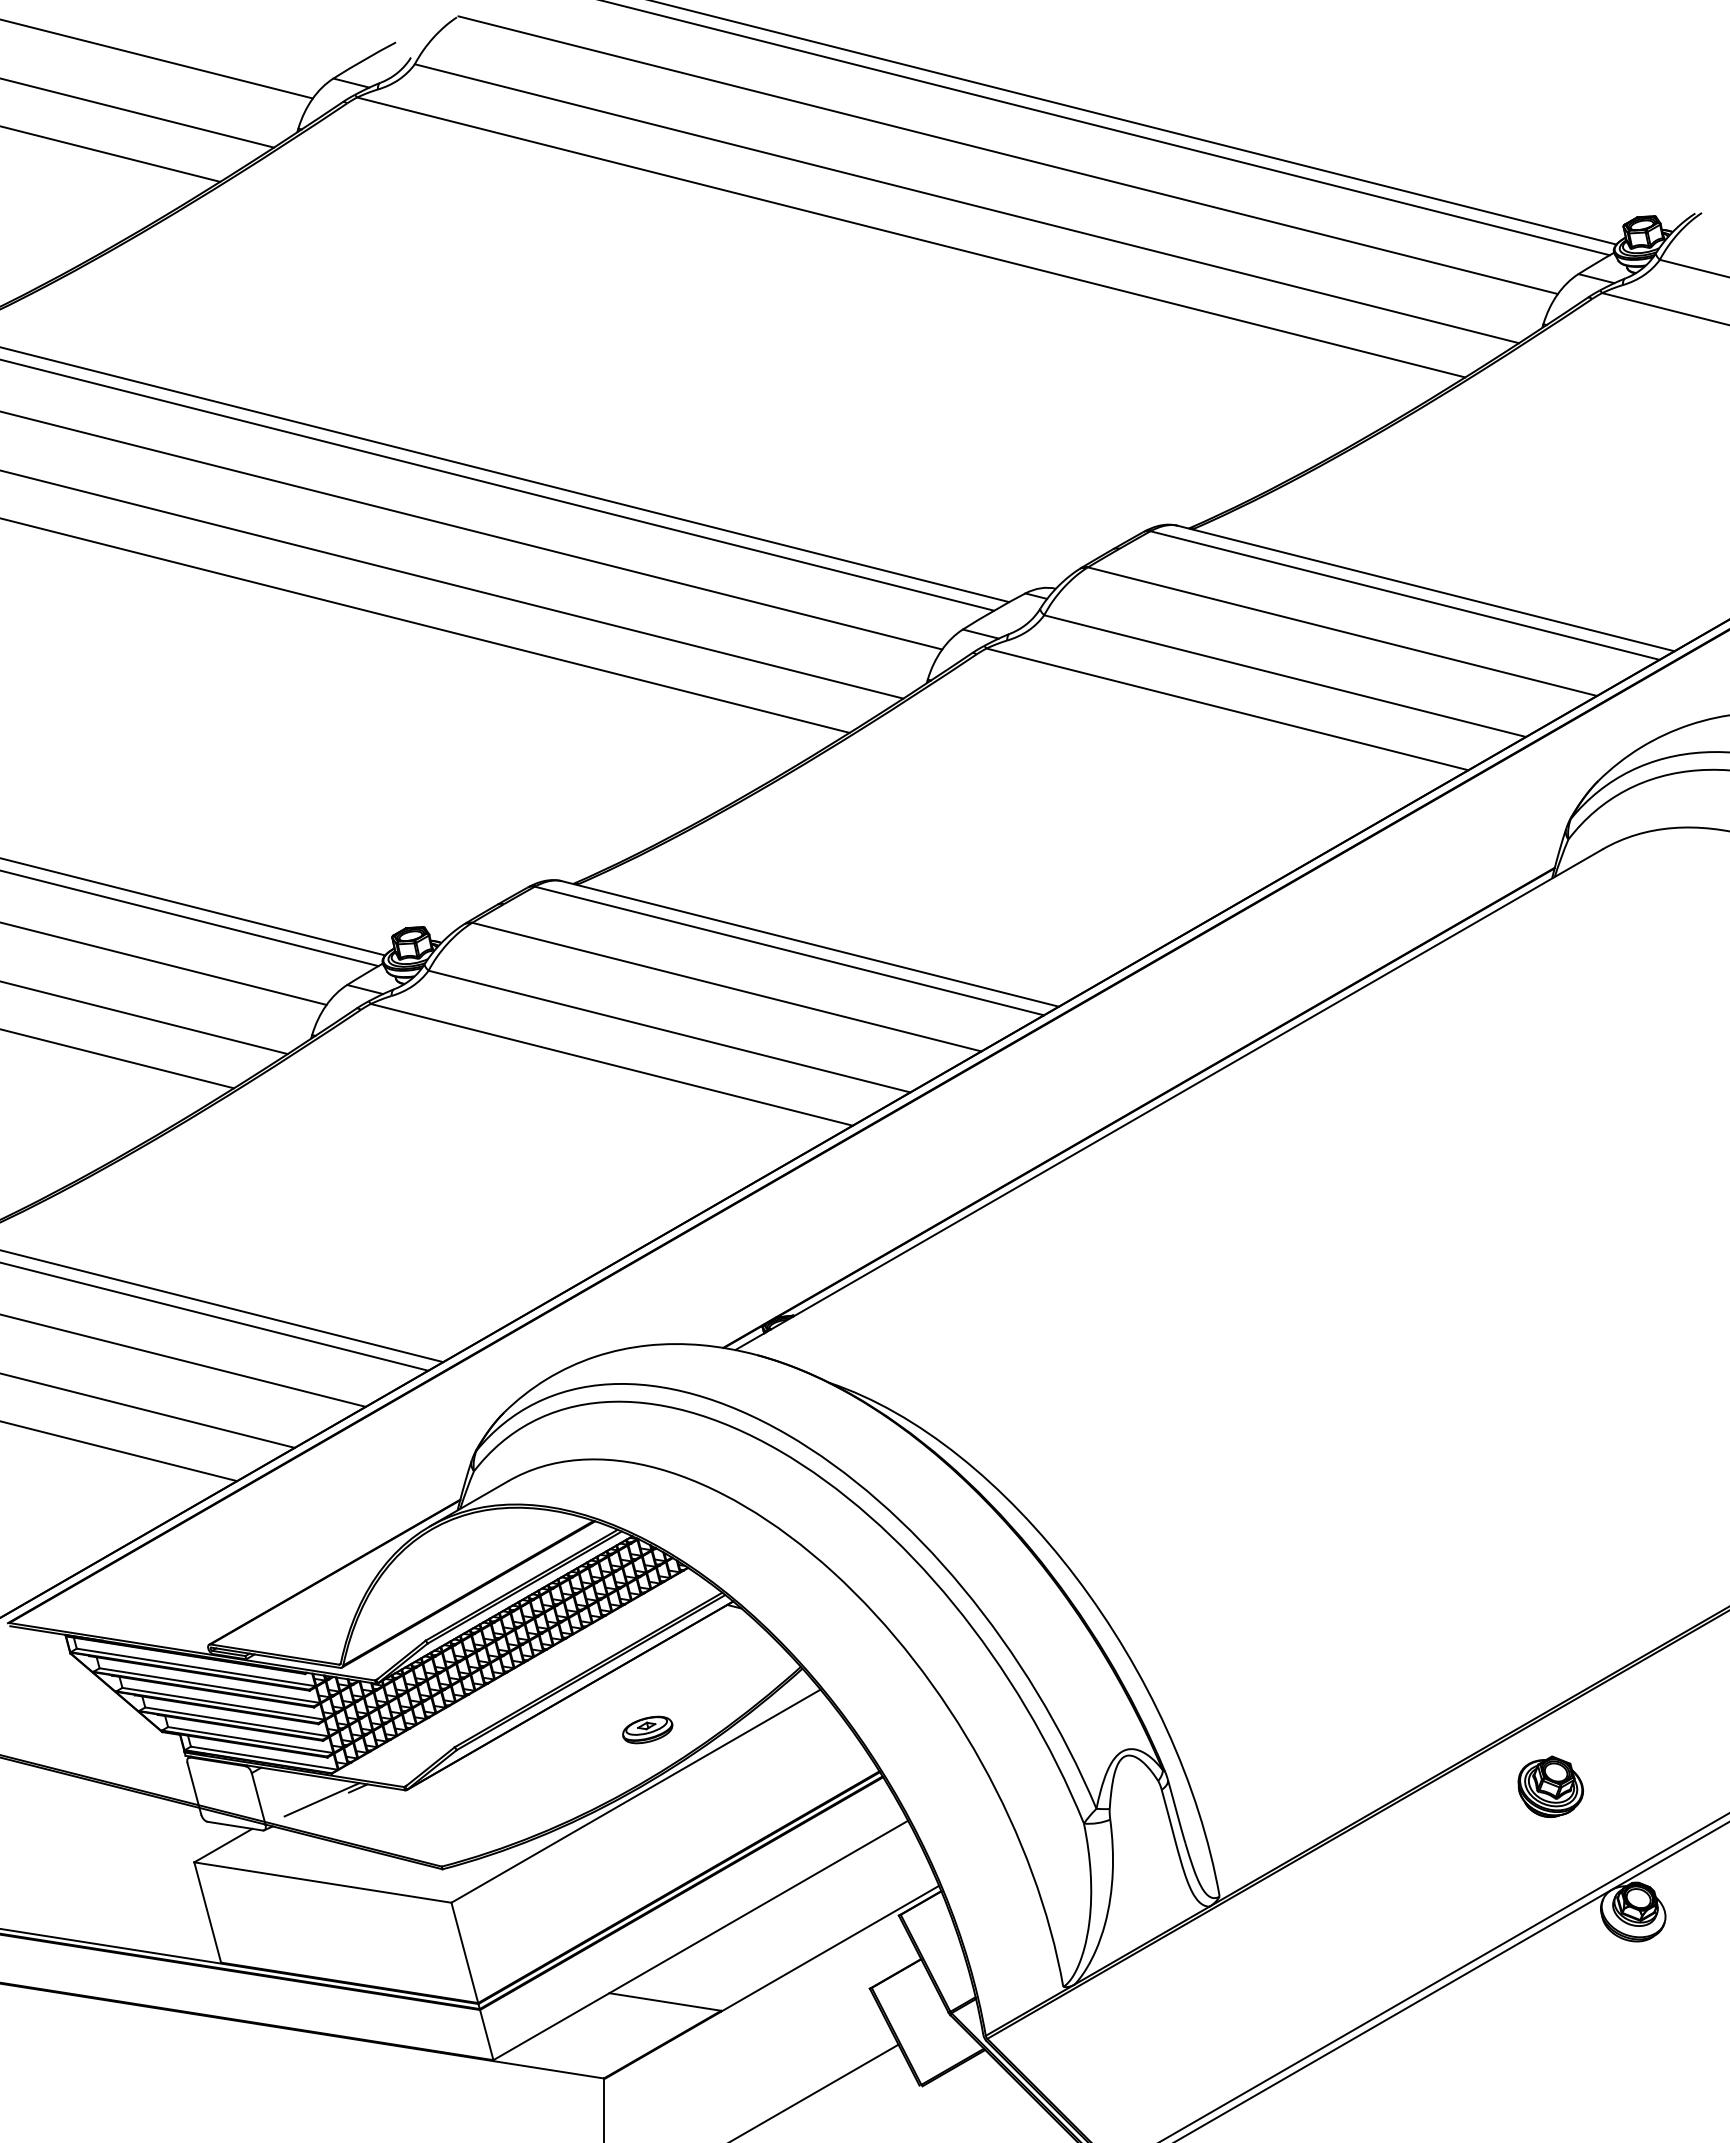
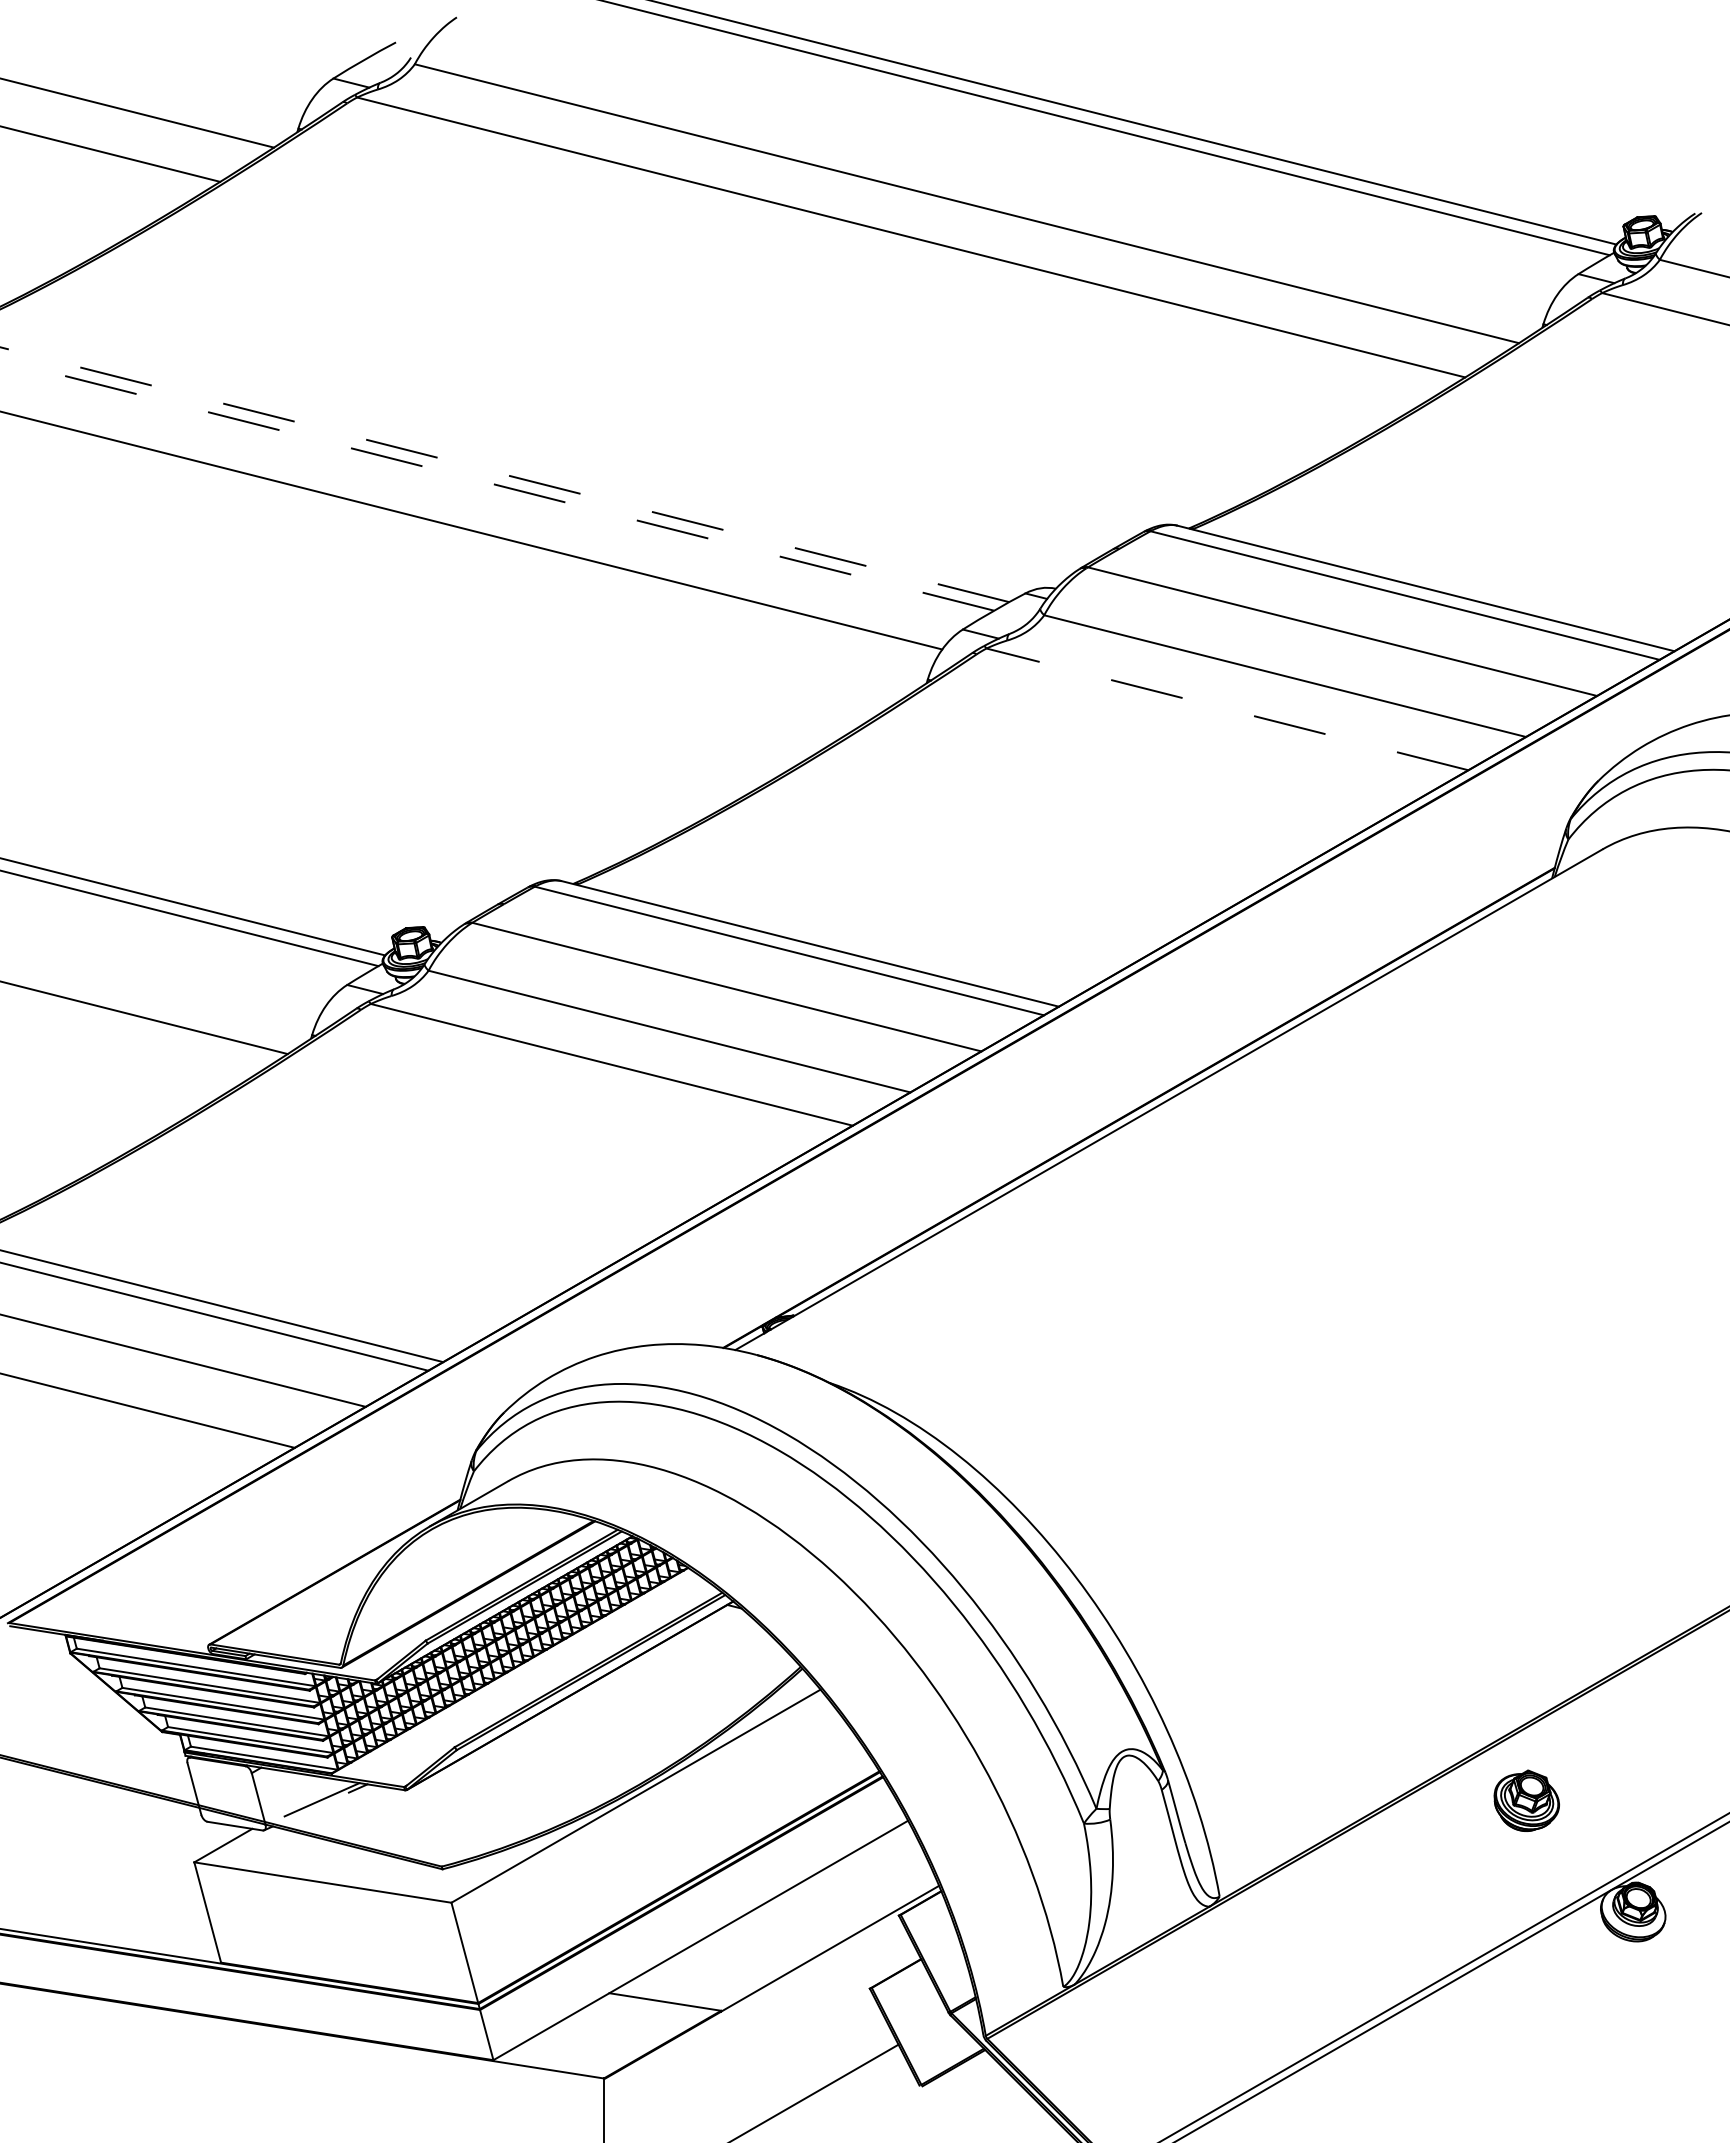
line: present -> none (157, 59)
line: present -> none (1007, 155)
line: solid -> dashed (504, 474)
line: solid -> dashed (496, 485)
line: present -> none (452, 584)
line: present -> none (425, 625)
line: solid -> dashed (1227, 709)
line: present -> none (164, 963)
line: present -> none (118, 1058)
line: present -> none (119, 1451)
part: present -> none (647, 1729)
part position: (1550, 1786) -> (1526, 1800) (1526, 1800)
